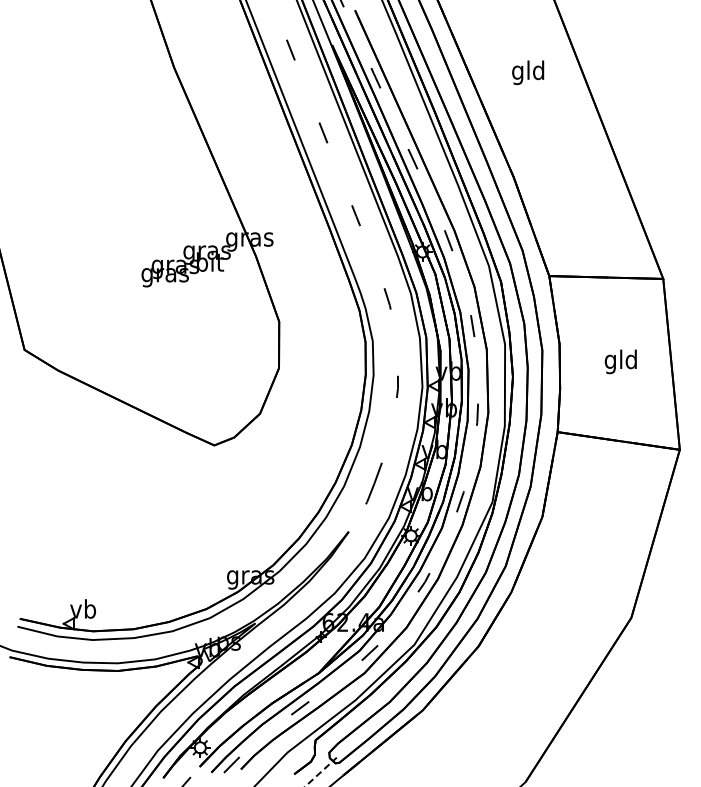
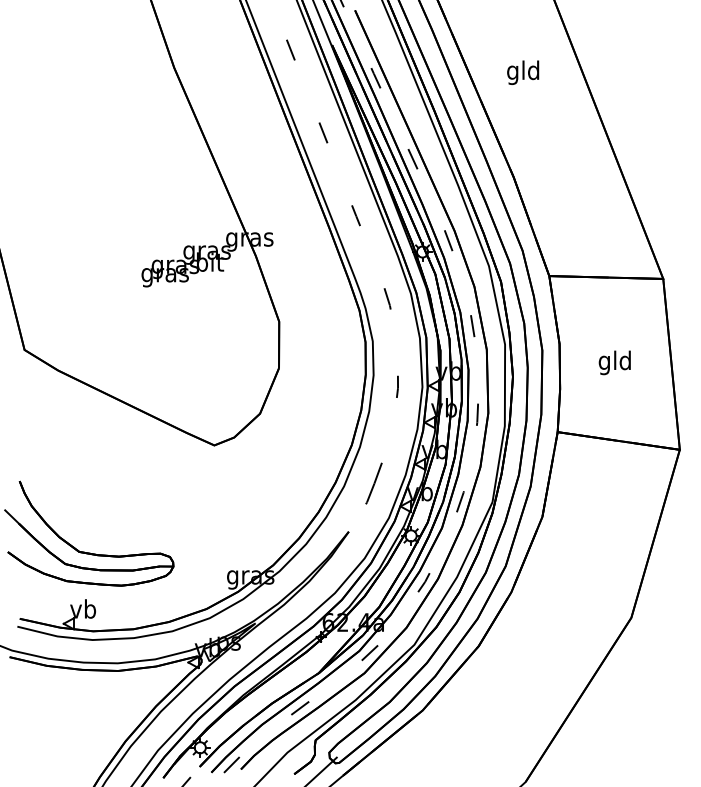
text position: (528, 72) -> (523, 72) (523, 72)
text position: (620, 361) -> (614, 362) (614, 362)
part: none -> present (84, 551)
line: dashed -> solid (321, 771)
